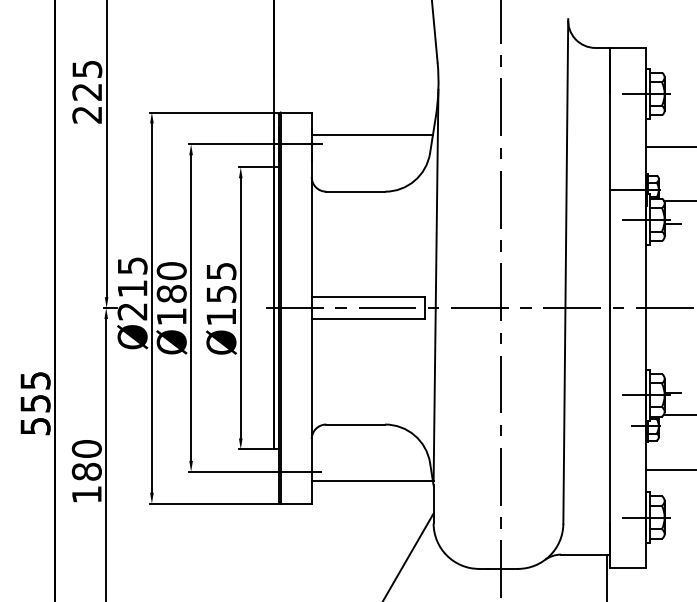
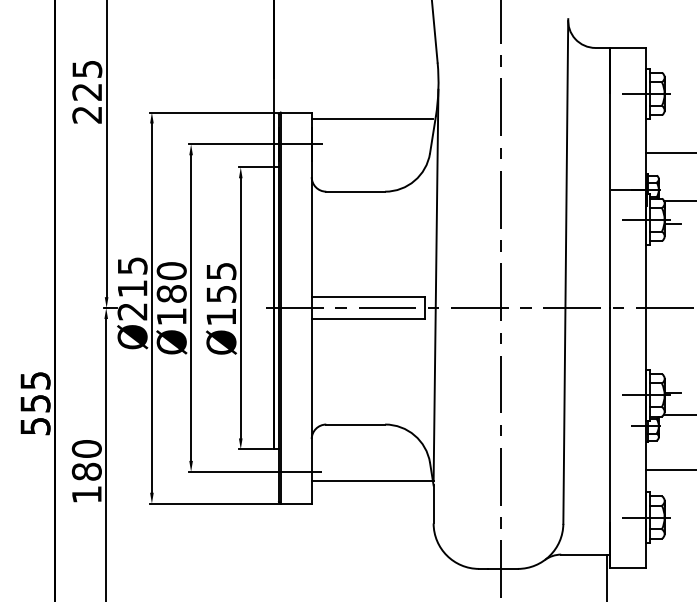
line position: (371, 135) -> (371, 119) (371, 119)
line position: (669, 146) -> (669, 152) (669, 152)
line: present -> none (408, 555)
